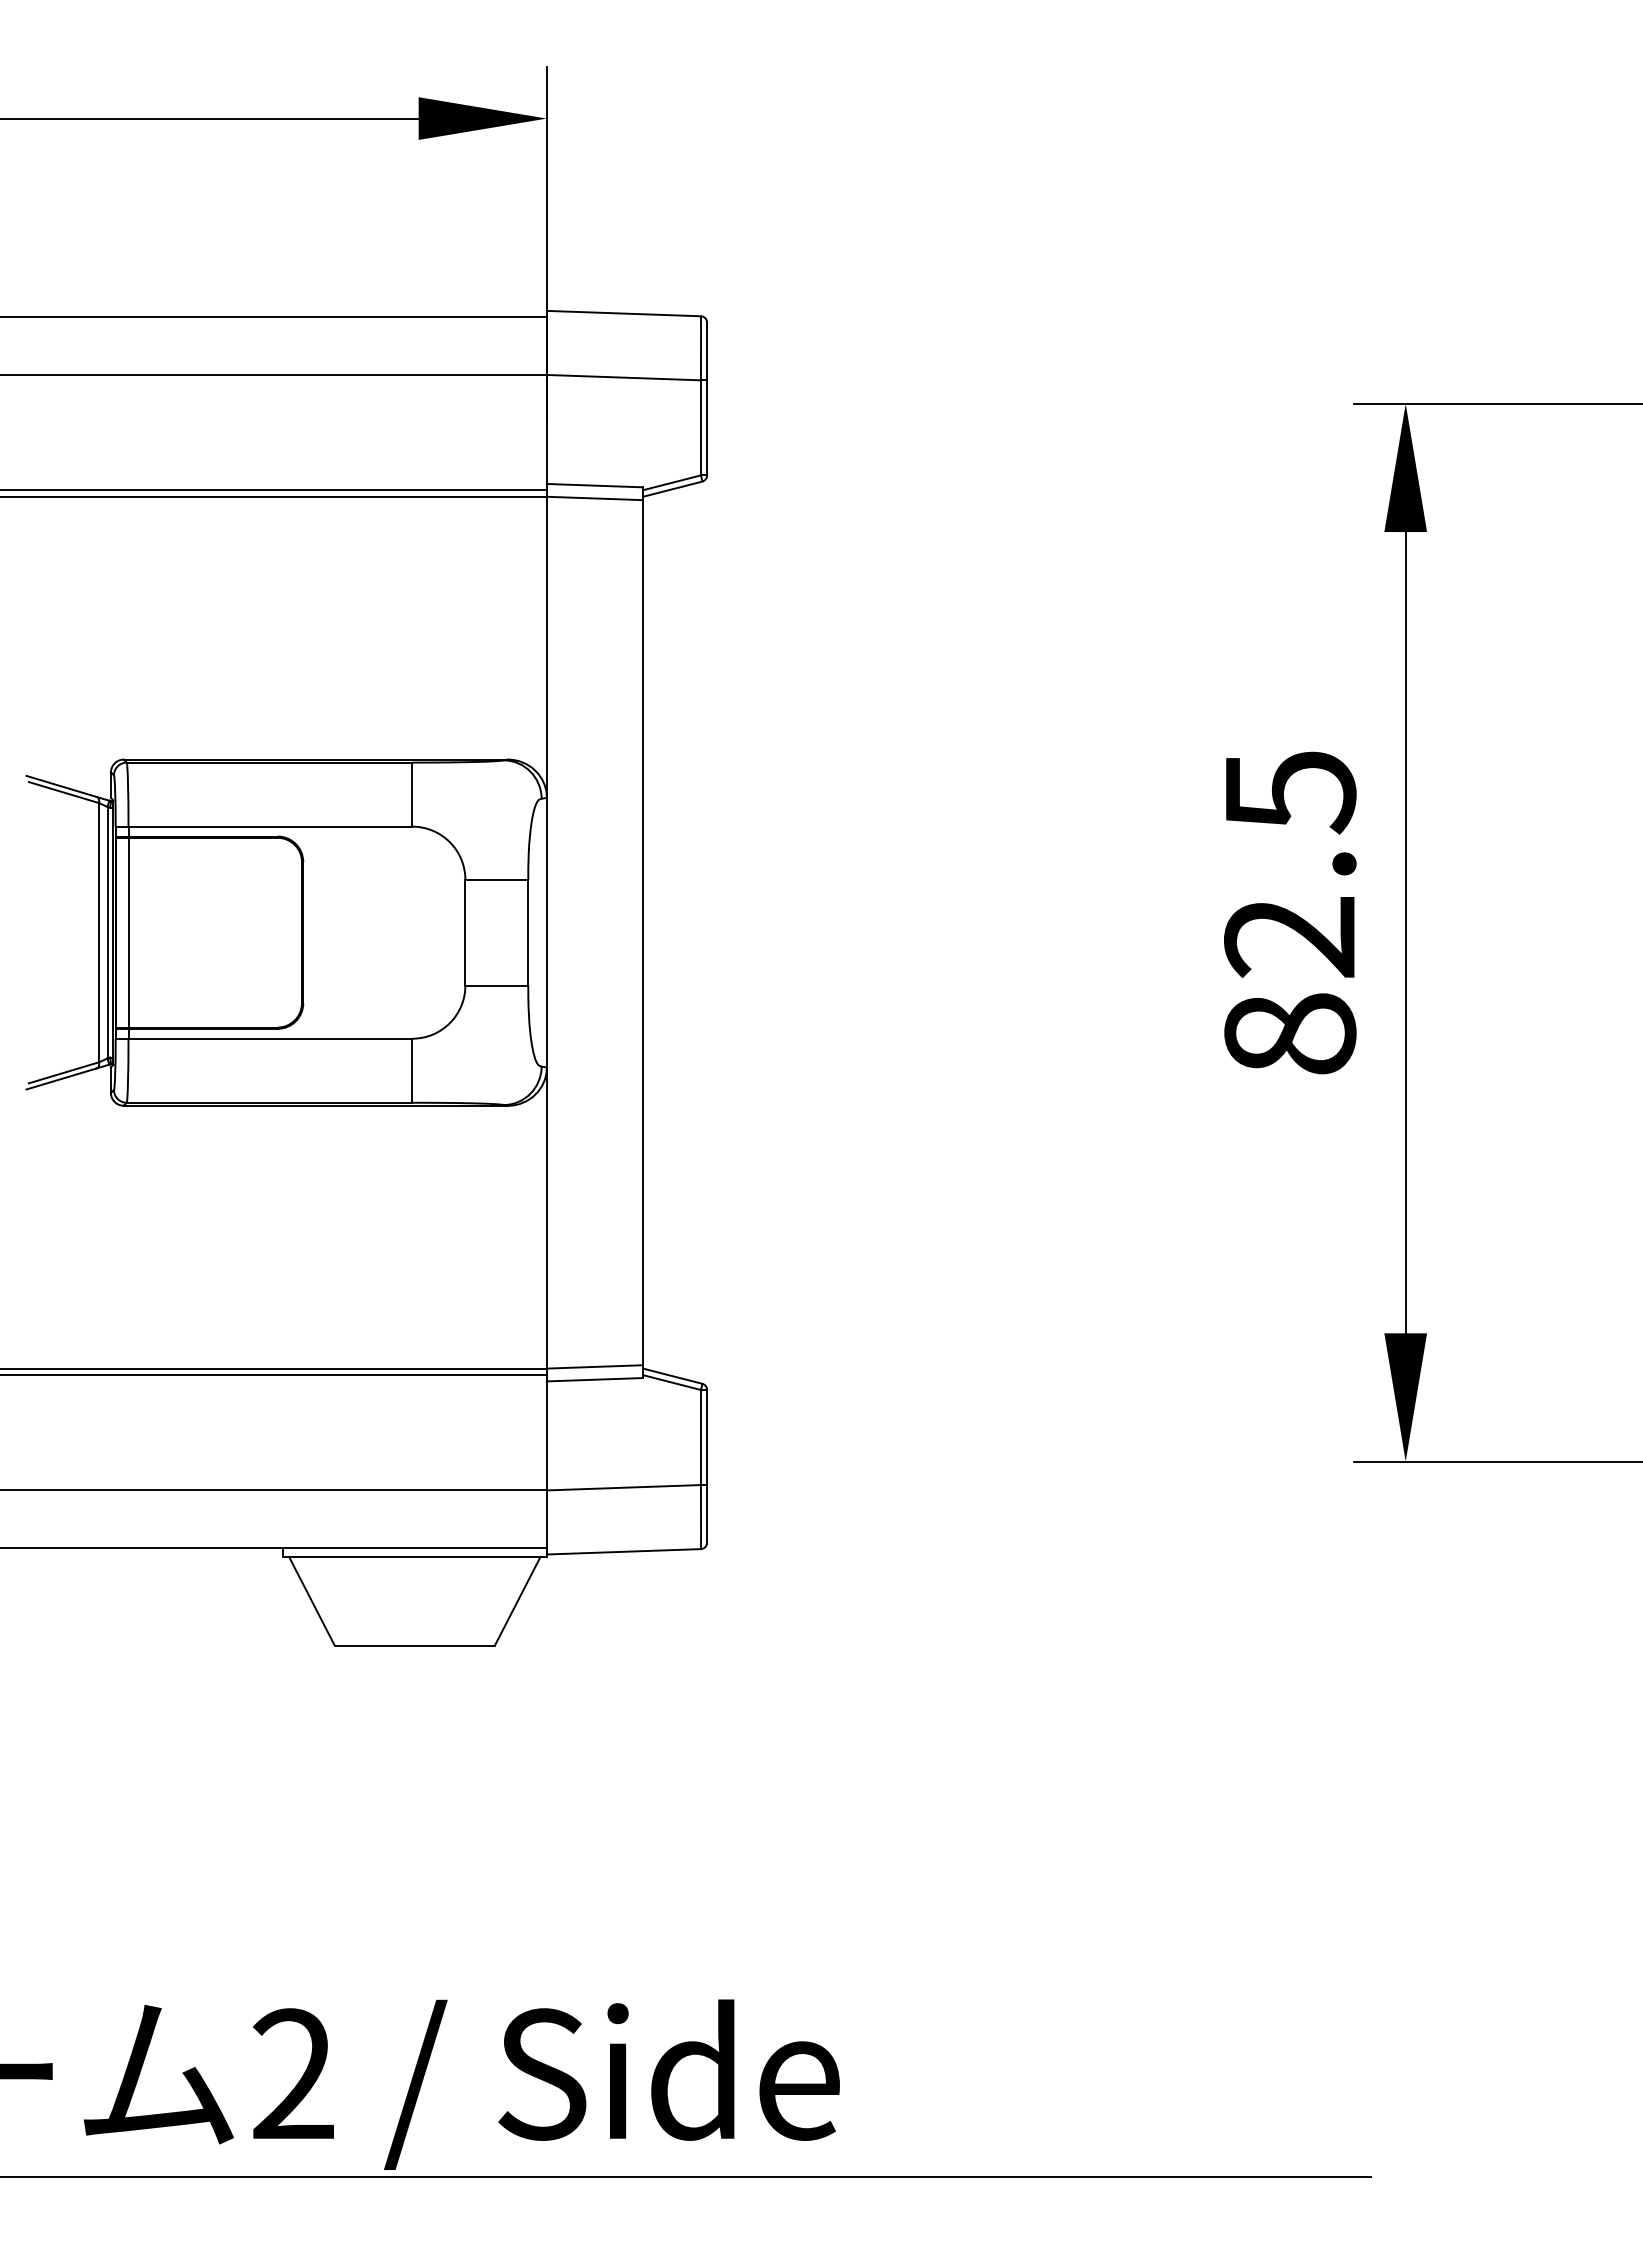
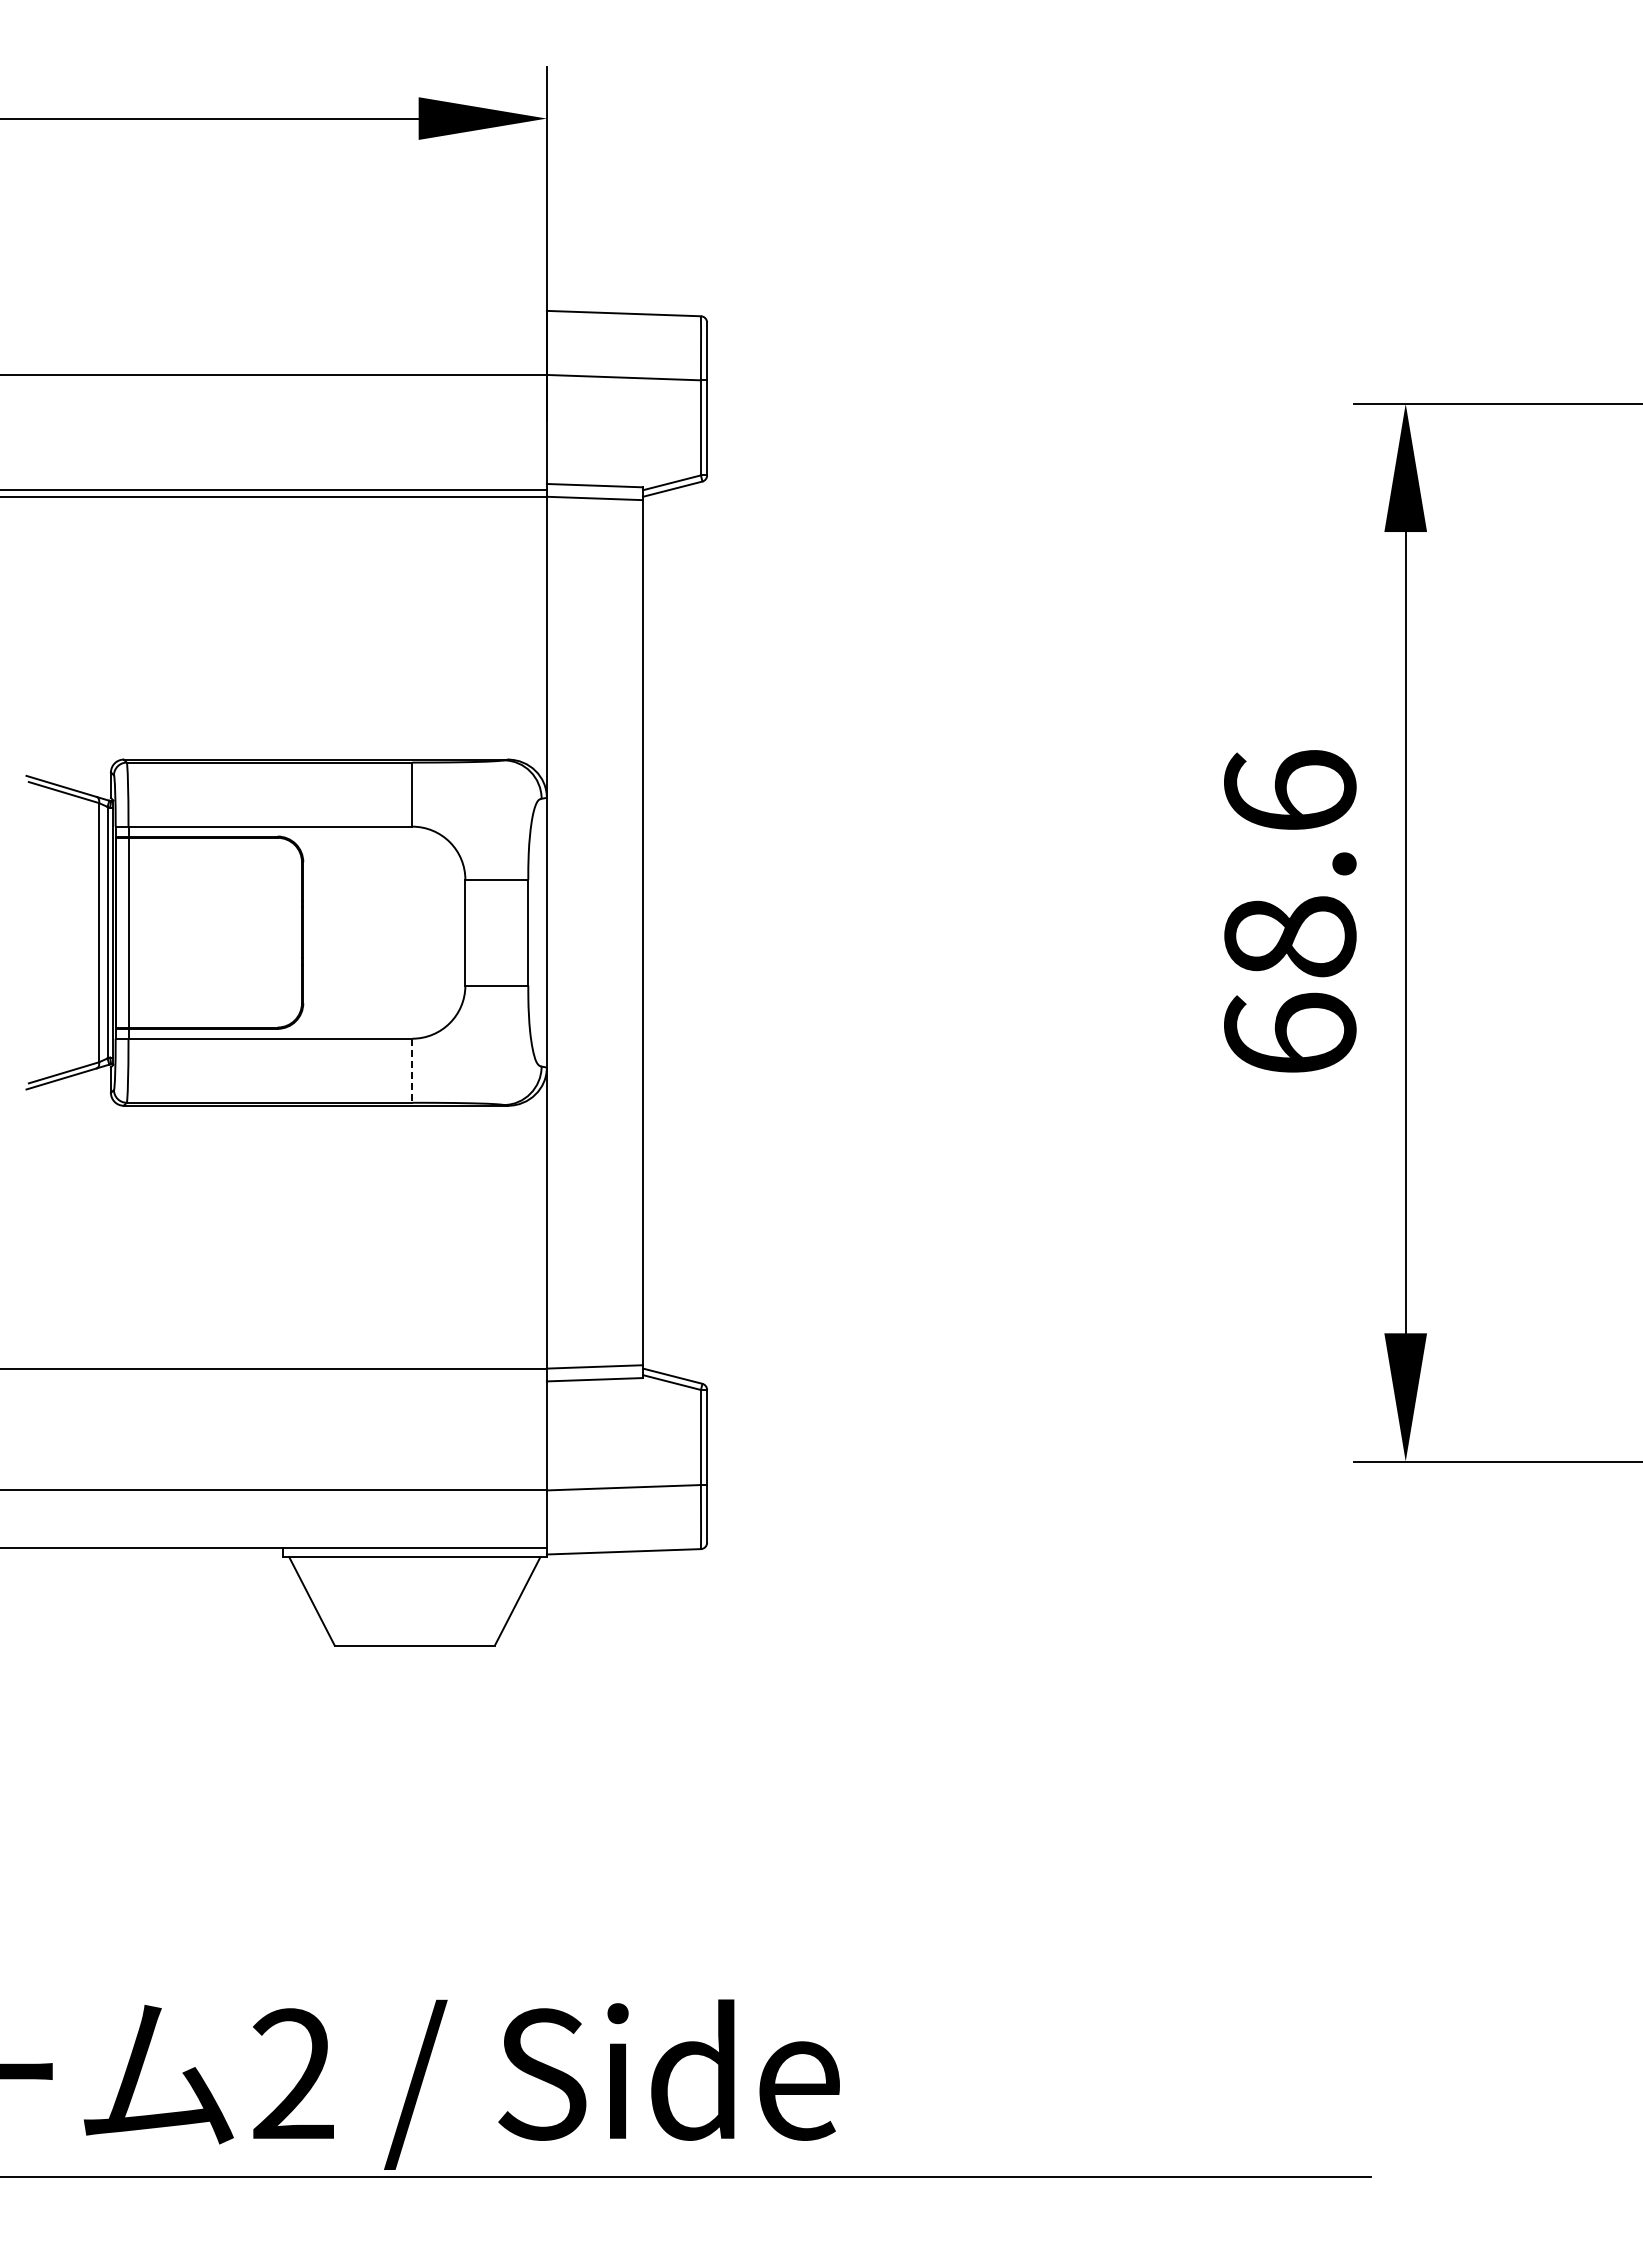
line: present -> none (274, 317)
text: 82.5 -> 68.6 (1290, 912)
line: solid -> dashed (412, 1071)
line: present -> none (274, 1375)
